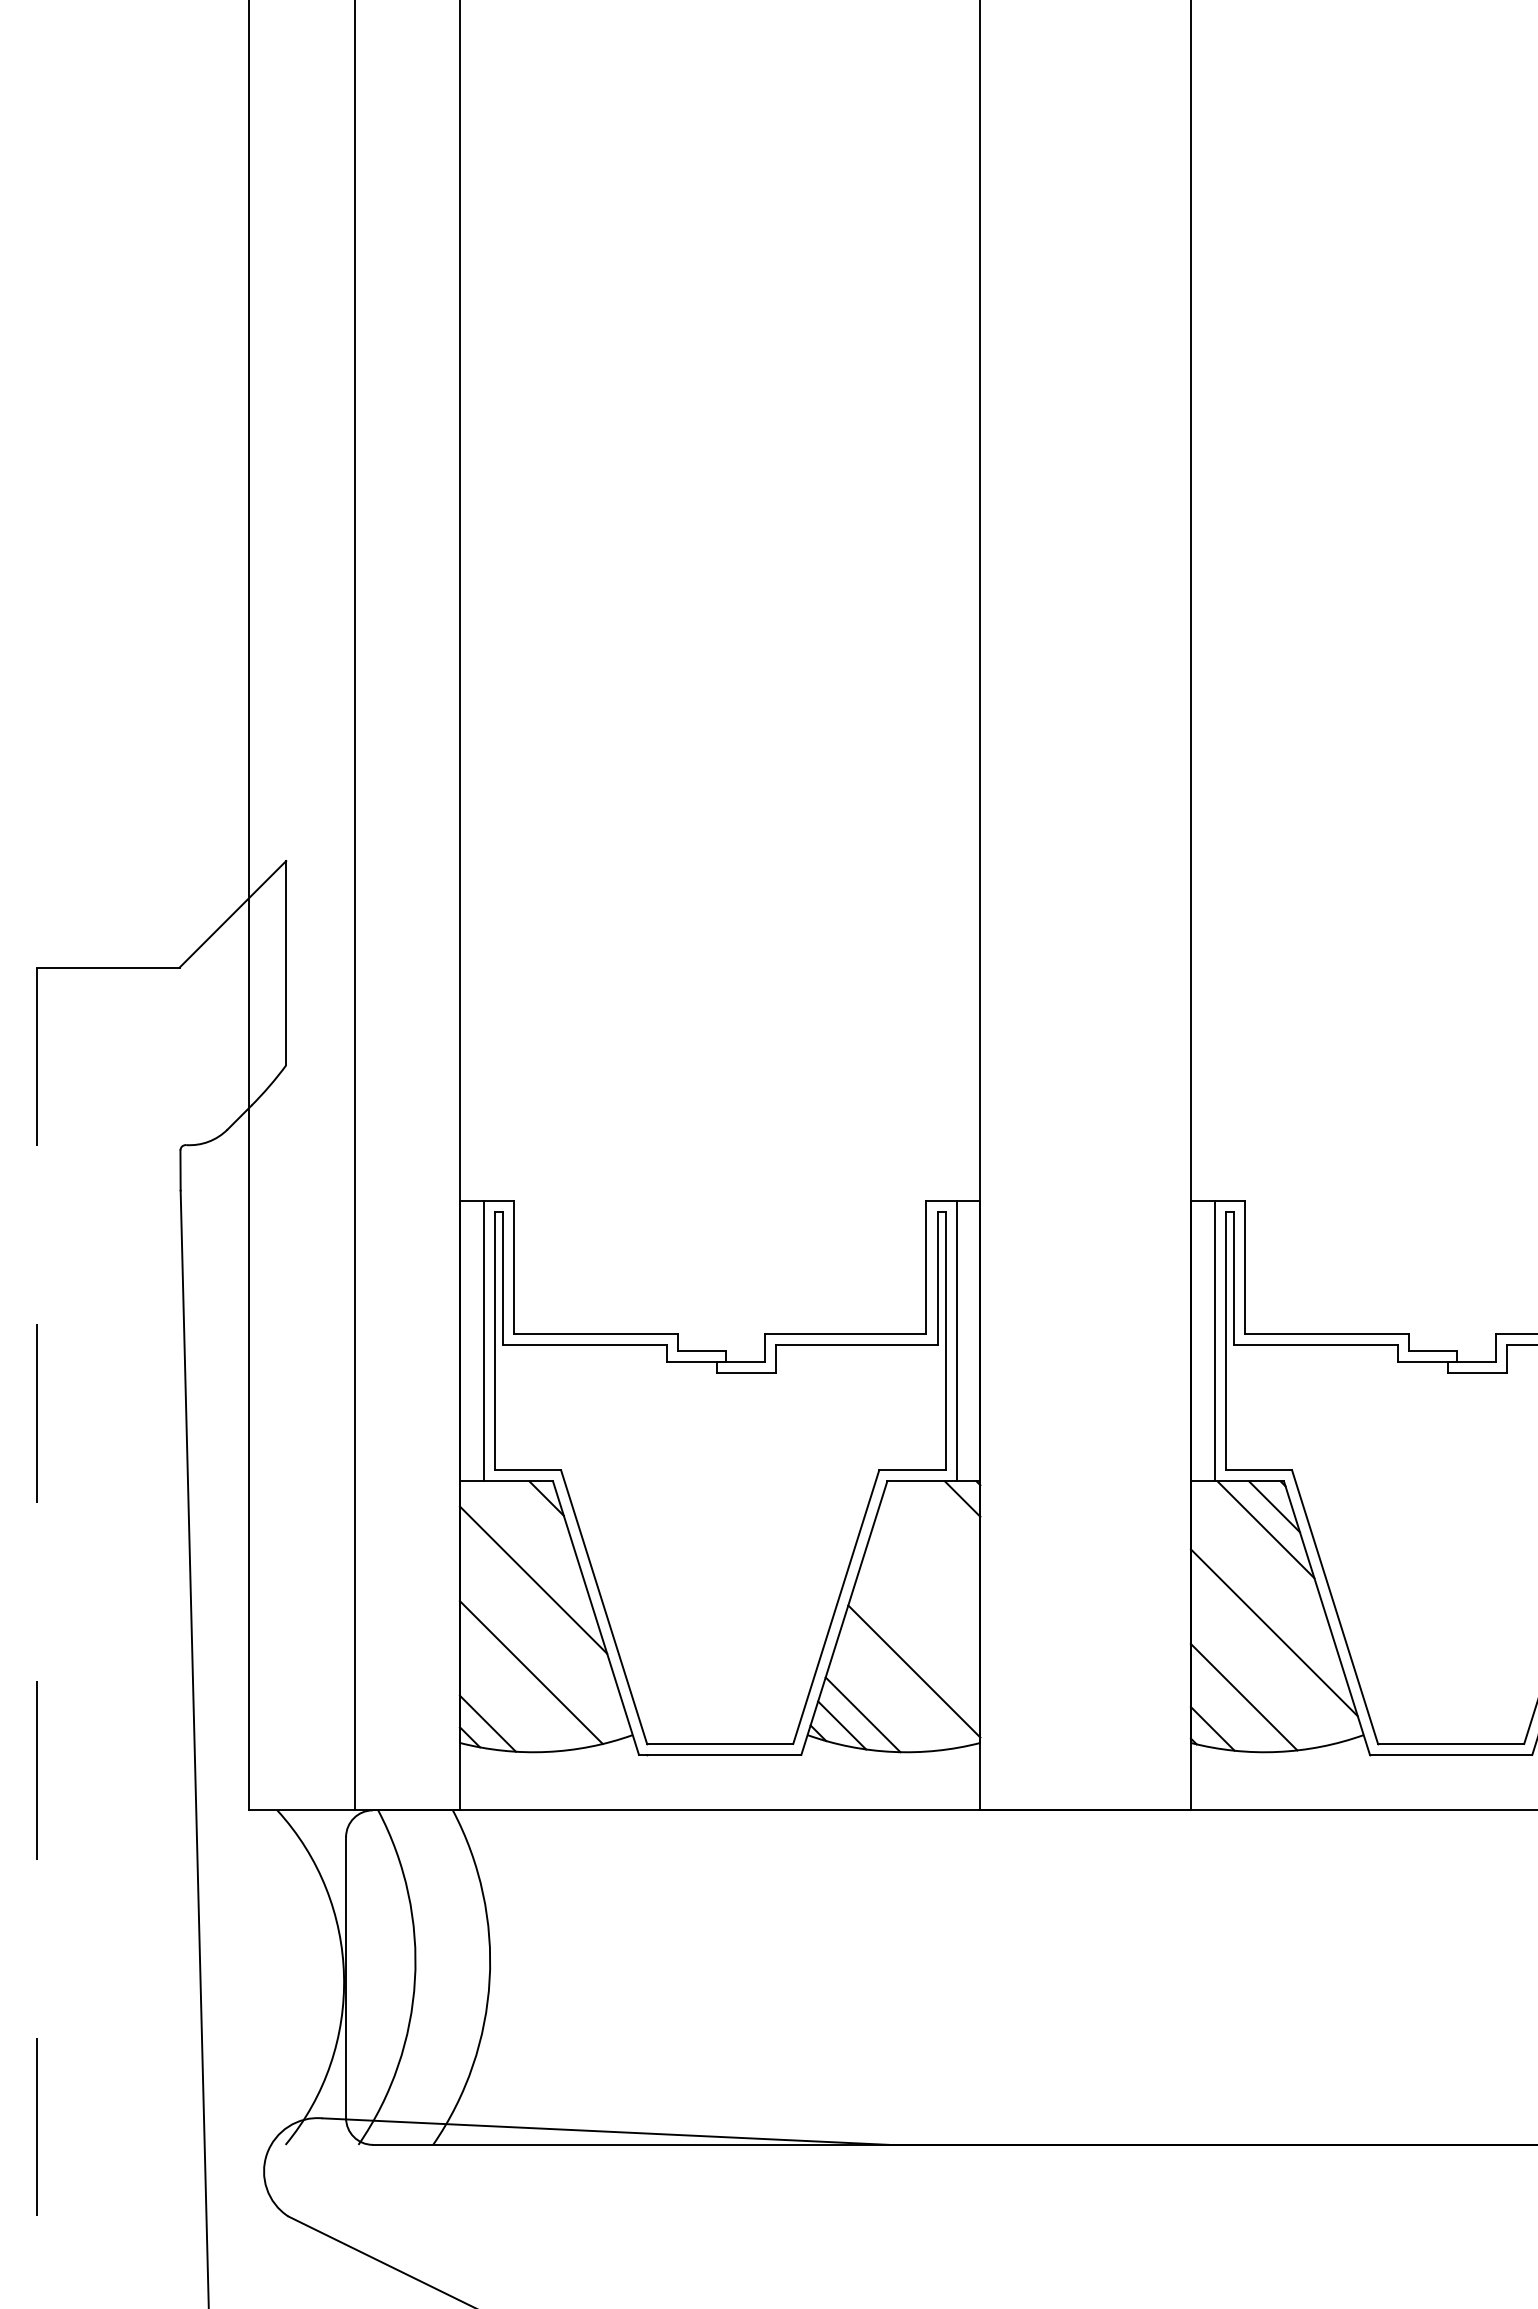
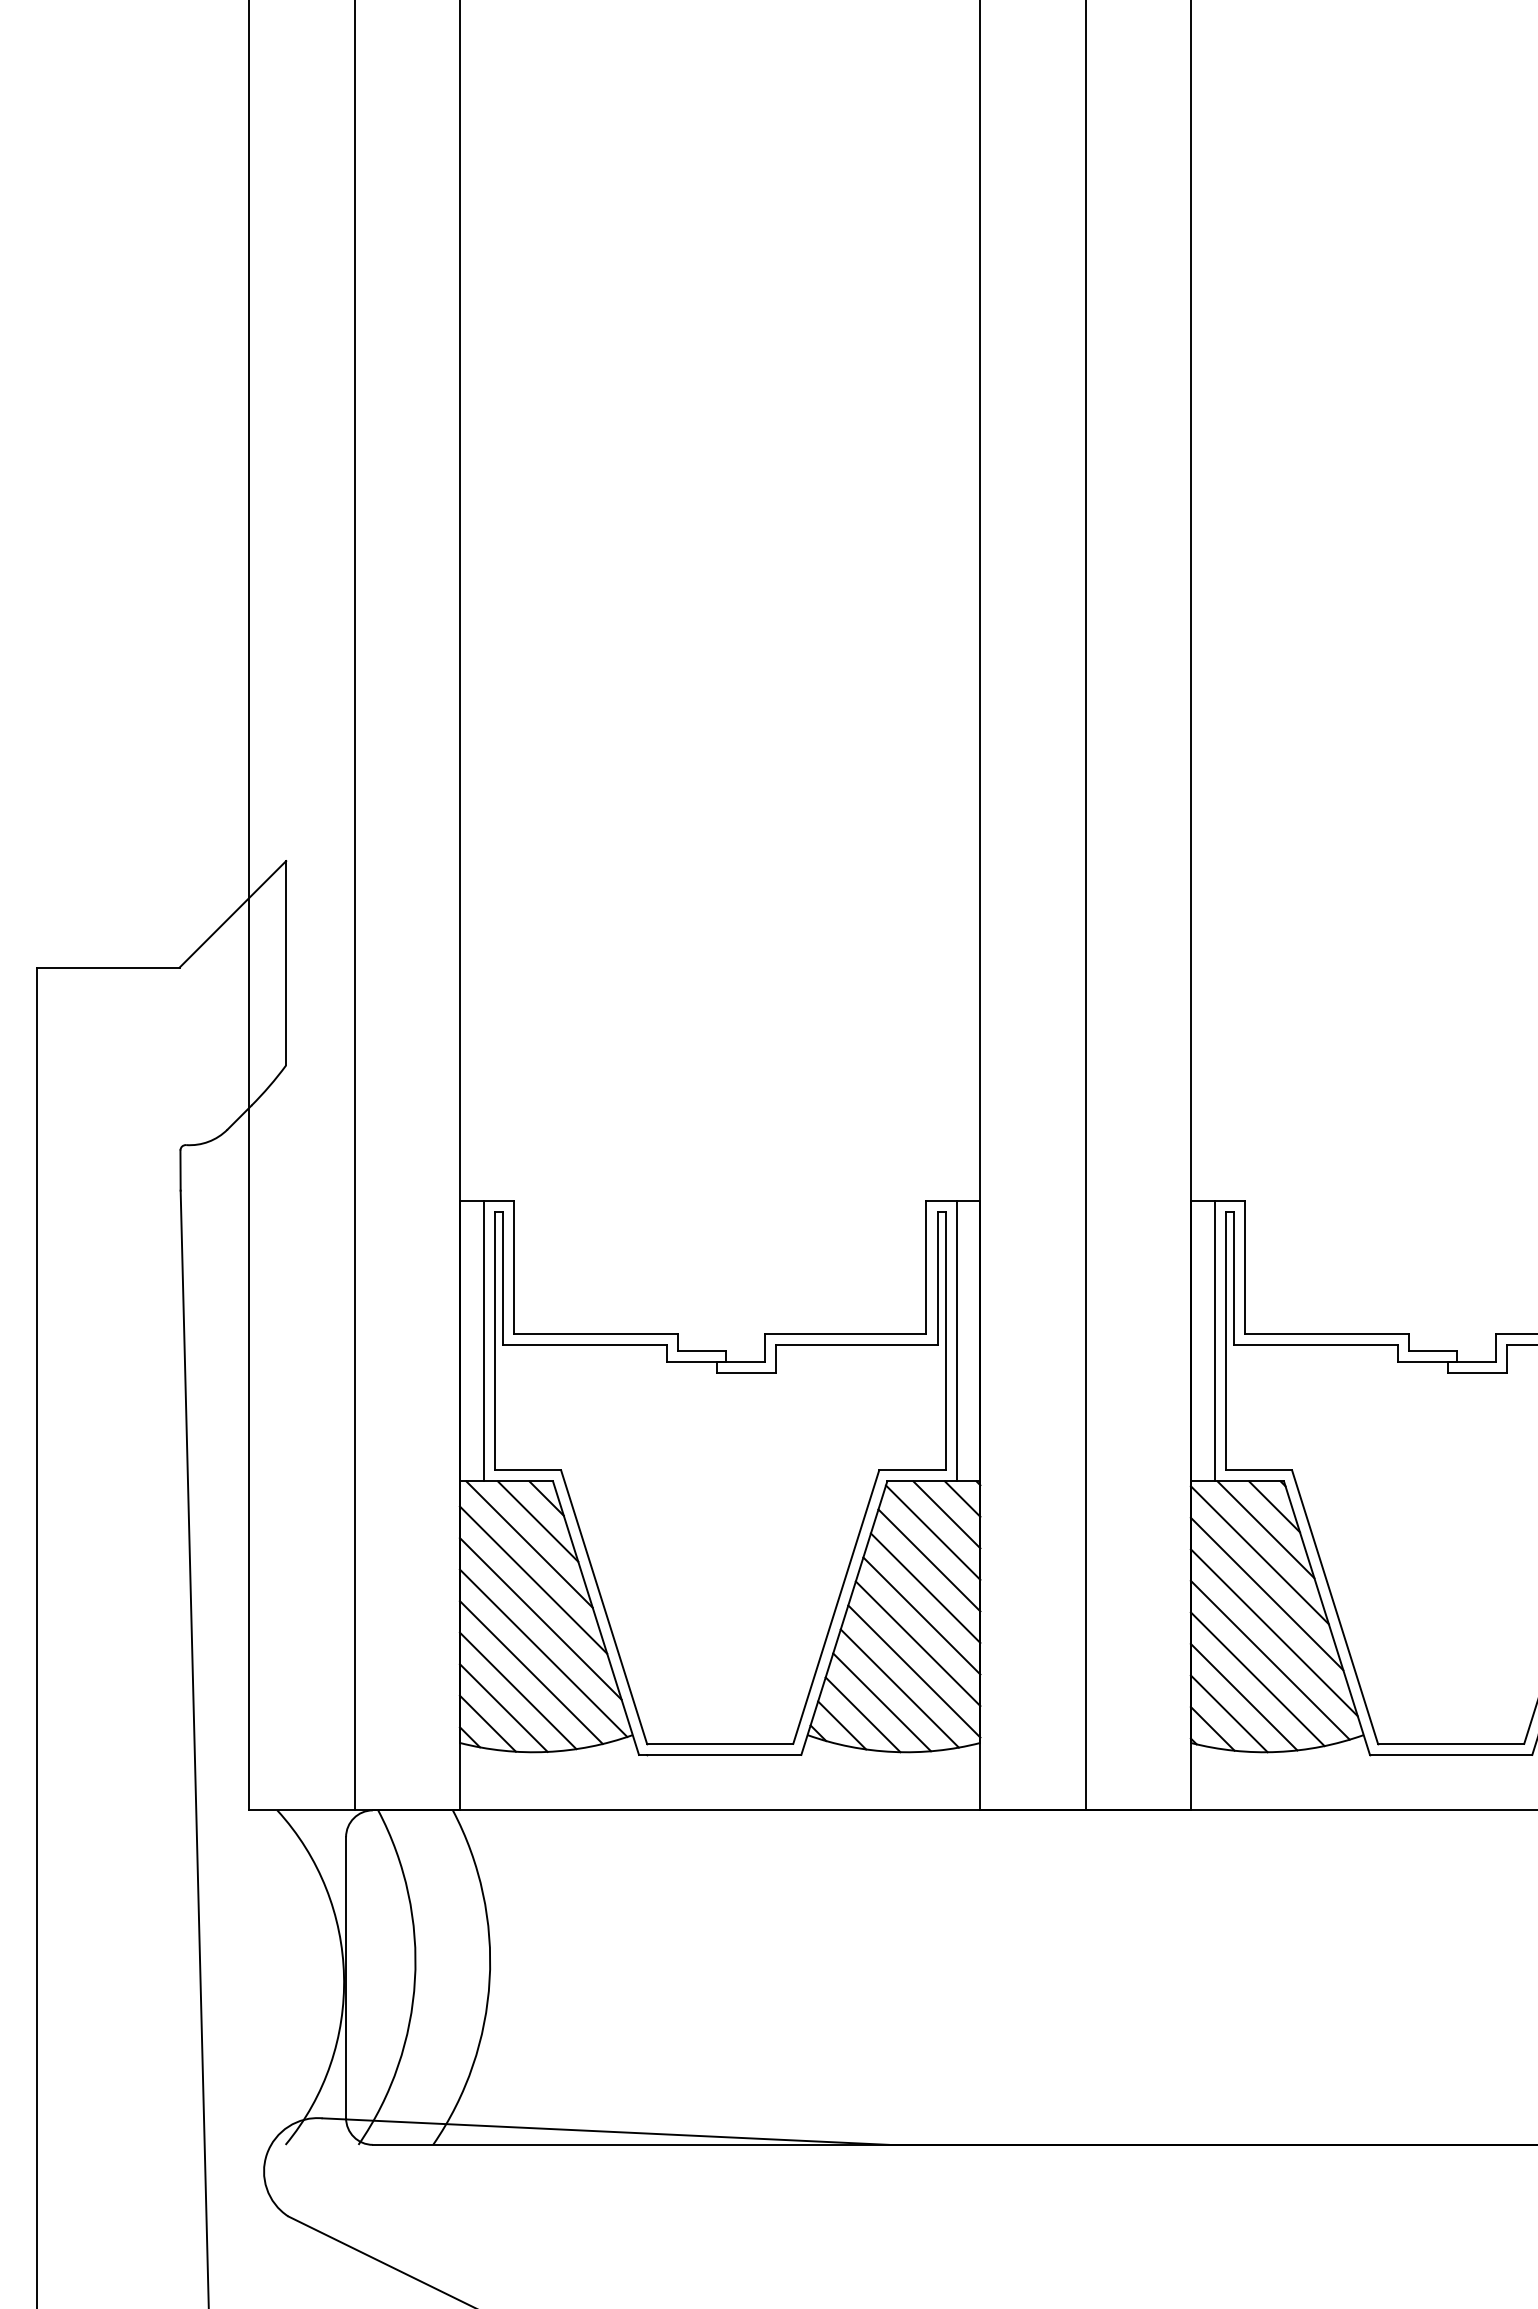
line: none -> present (1085, 906)
line: none -> present (946, 1514)
line: none -> present (537, 1521)
line: none -> present (933, 1532)
line: none -> present (529, 1544)
line: none -> present (1259, 1555)
line: none -> present (929, 1560)
line: none -> present (925, 1587)
line: none -> present (1266, 1593)
line: none -> present (921, 1615)
line: none -> present (540, 1618)
line: dashed -> solid (36, 1638)
line: none -> present (917, 1643)
line: none -> present (543, 1652)
line: none -> present (1269, 1659)
line: none -> present (1257, 1679)
line: none -> present (899, 1688)
line: none -> present (517, 1690)
line: none -> present (882, 1702)
line: none -> present (503, 1707)
line: none -> present (1228, 1713)
